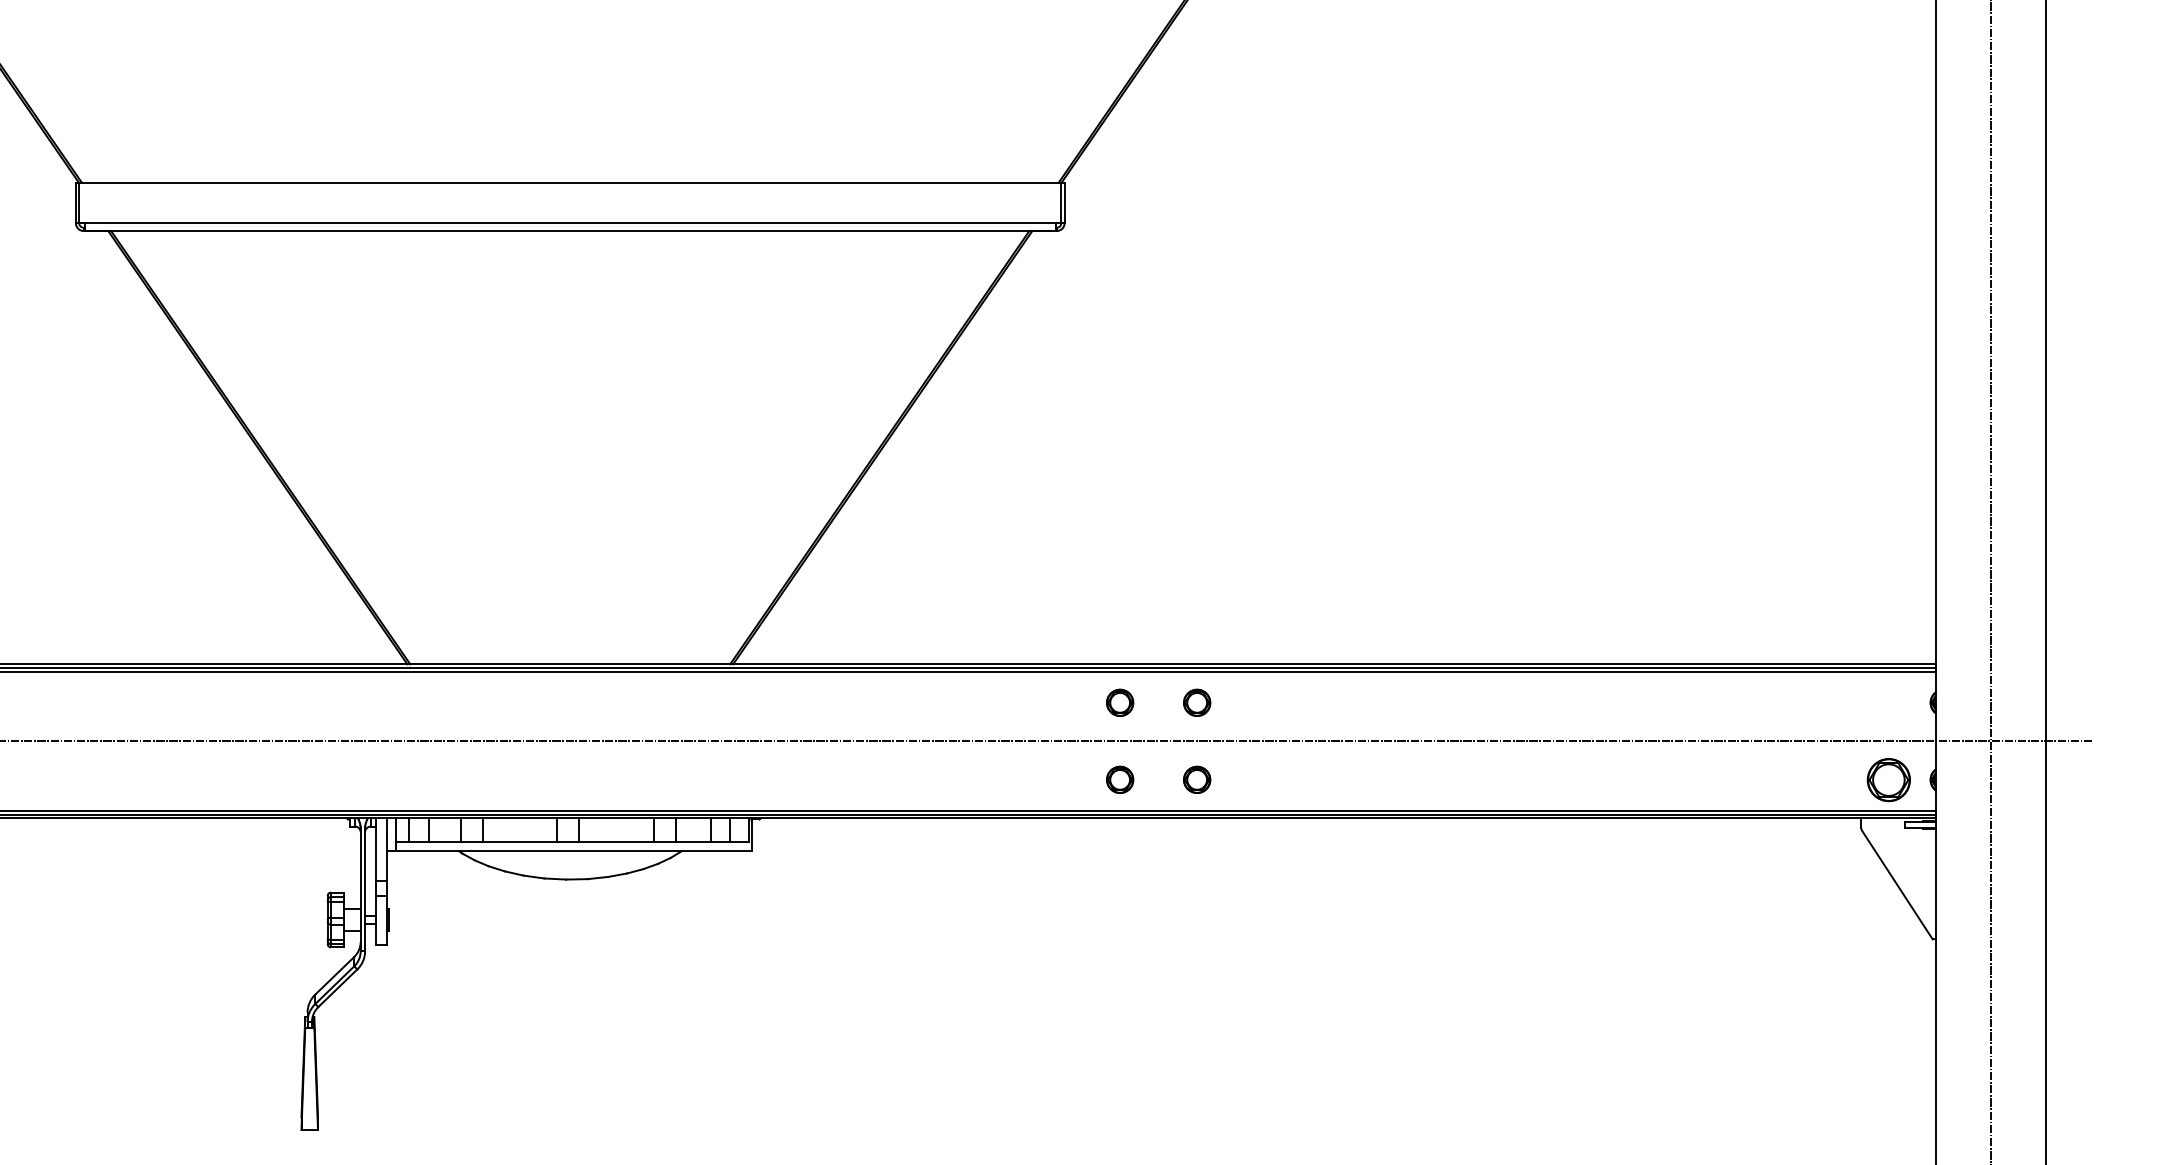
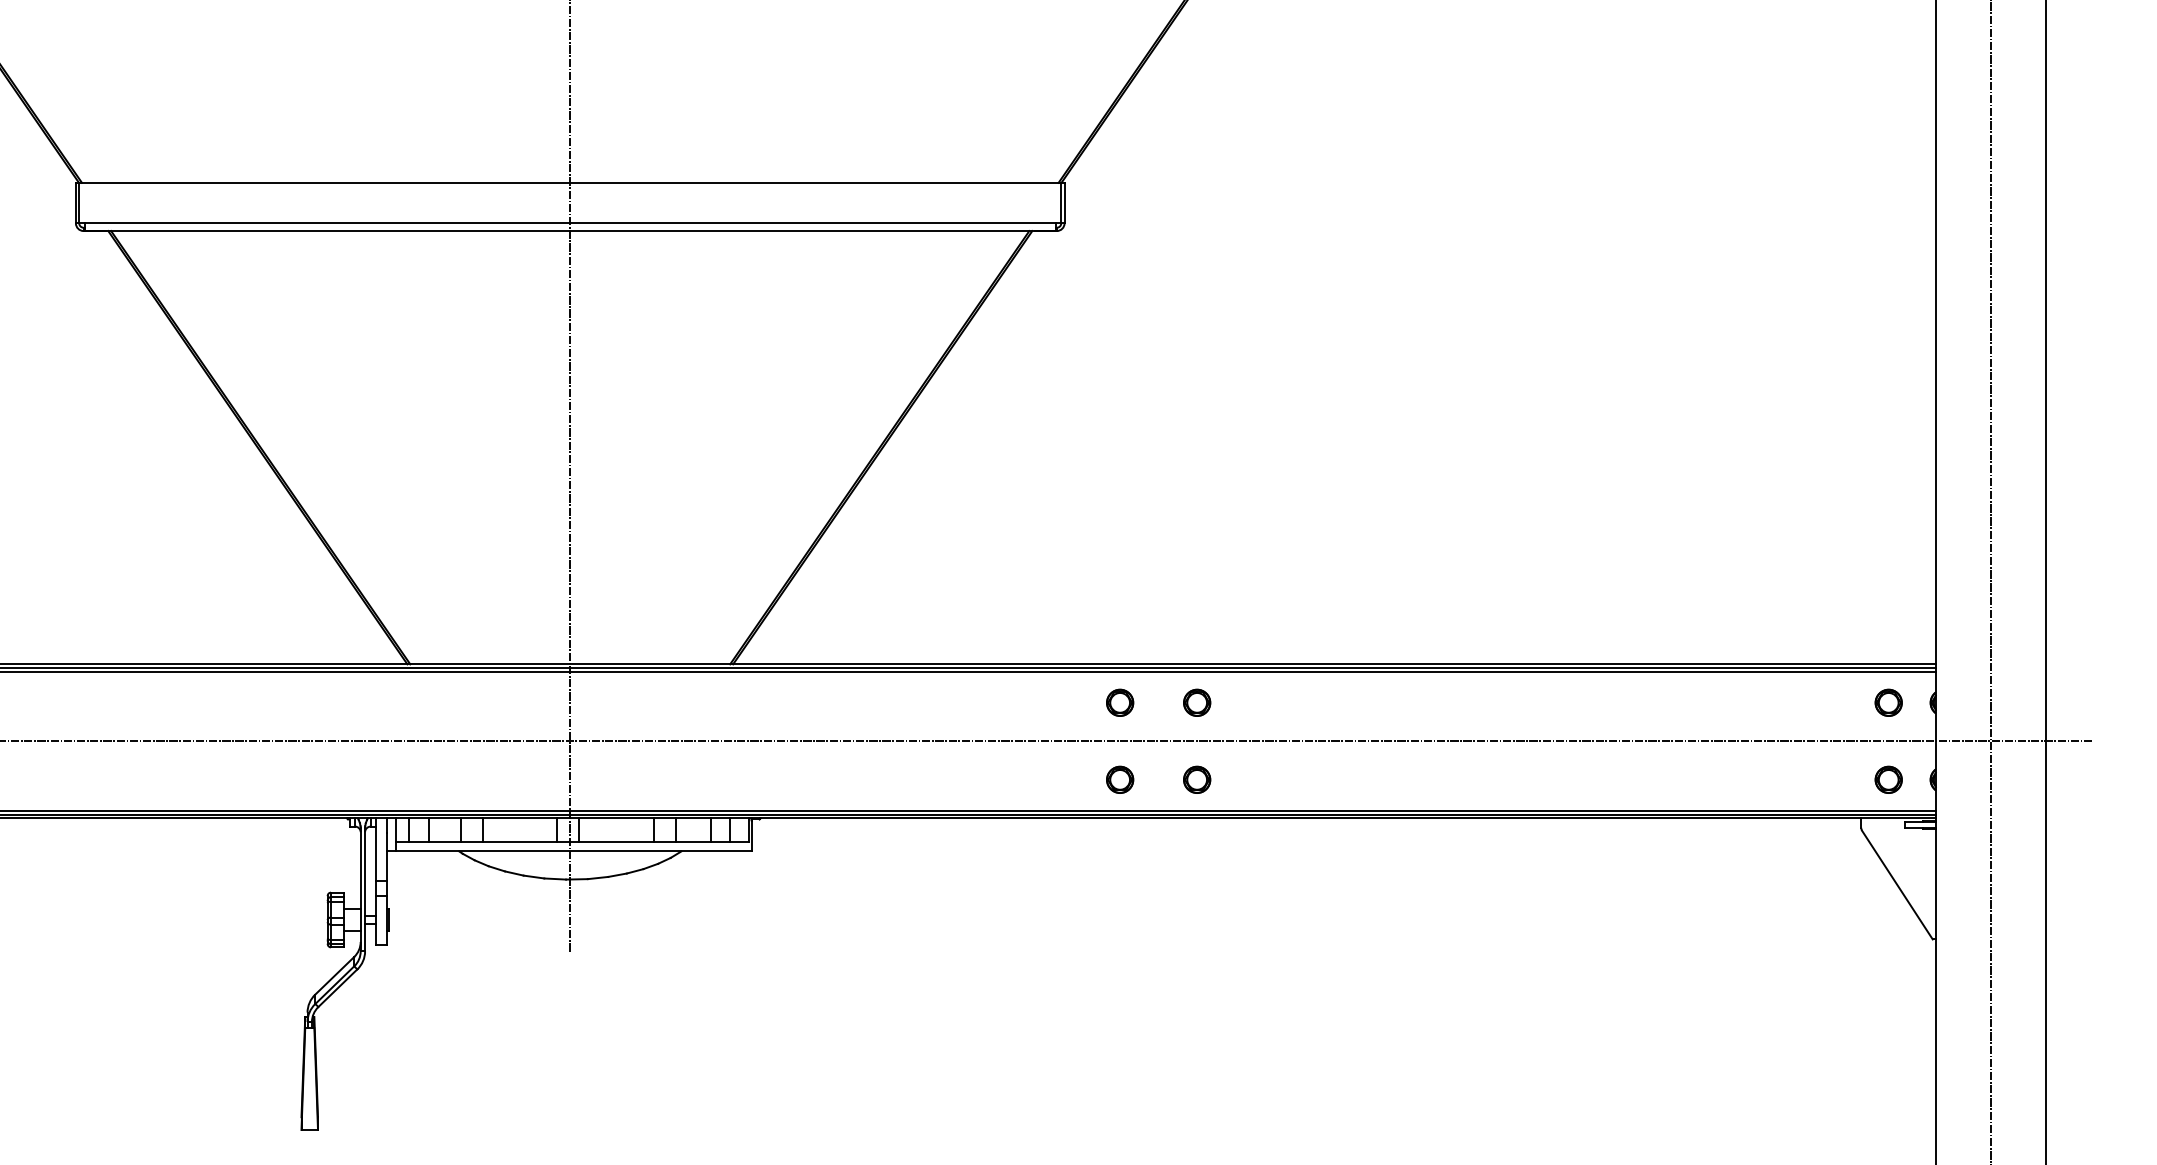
line: none -> present (570, 476)
part: none -> present (1888, 702)
part size: 45x45 px -> 29x29 px (1888, 779)
